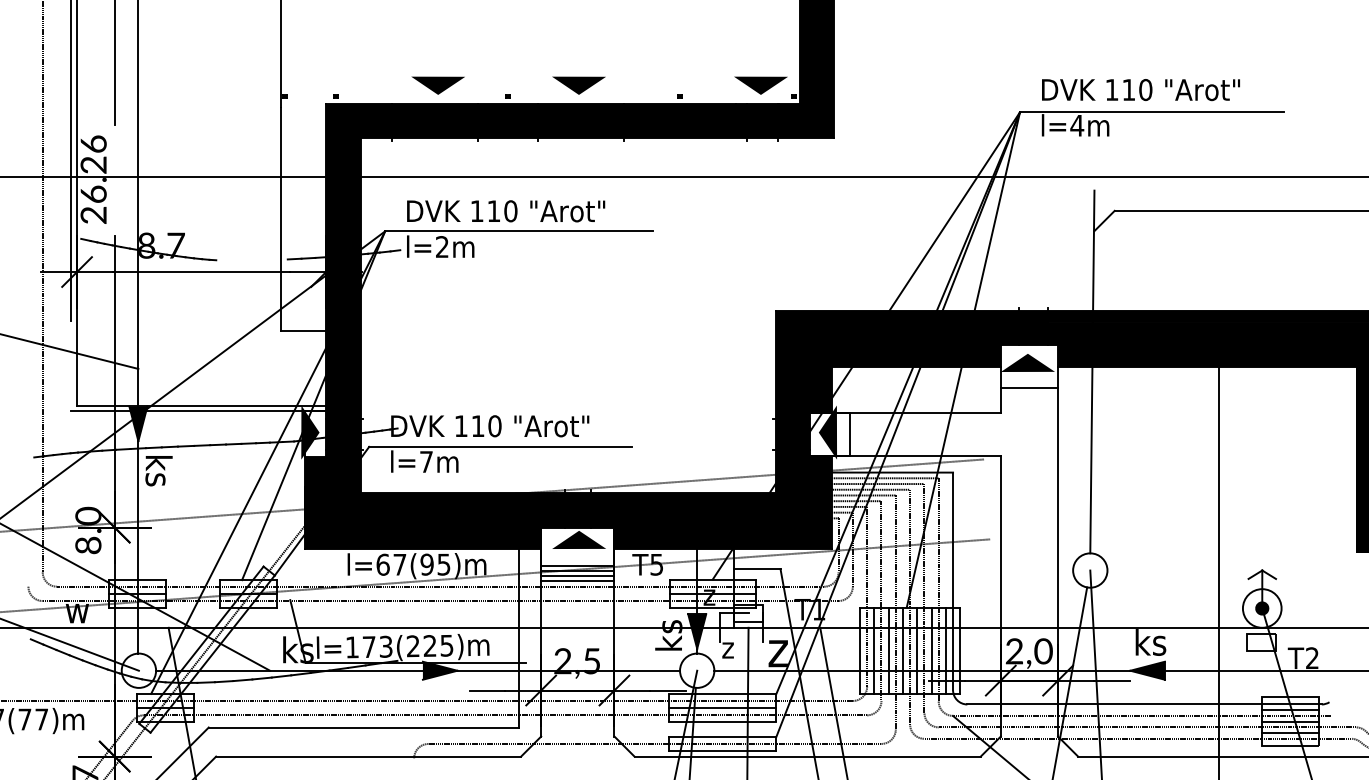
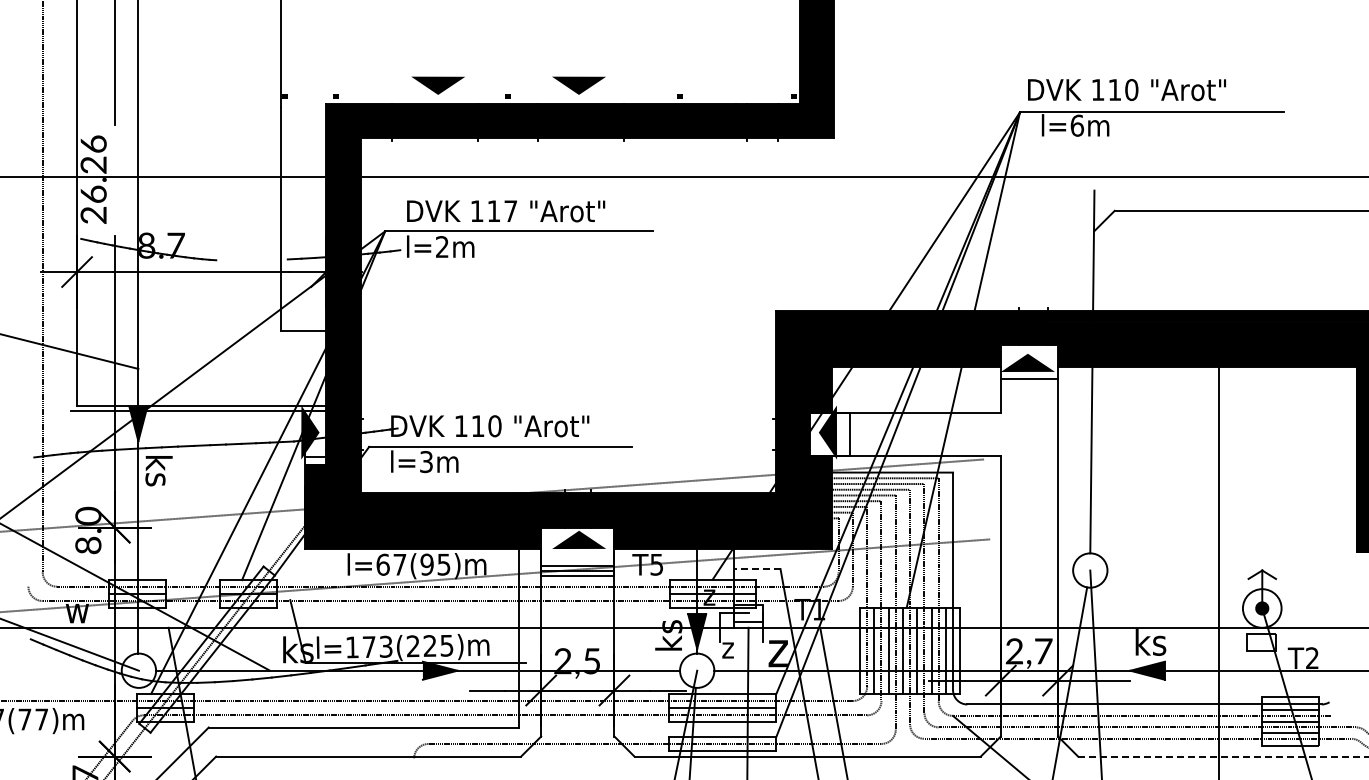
part: present -> none (760, 85)
text position: (1140, 90) -> (1126, 90) (1126, 90)
text: l=4m -> l=6m (1077, 125)
line: present -> none (71, 161)
text: 110 -> 117 (510, 211)
line position: (1029, 388) -> (1029, 379) (1029, 379)
fill: present -> none (315, 460)
text: l=7m -> l=3m (426, 462)
line: solid -> dashed (756, 569)
line: present -> none (577, 580)
text: 2,0 -> 2,7 (1043, 651)
line: solid -> dashed (1223, 756)
